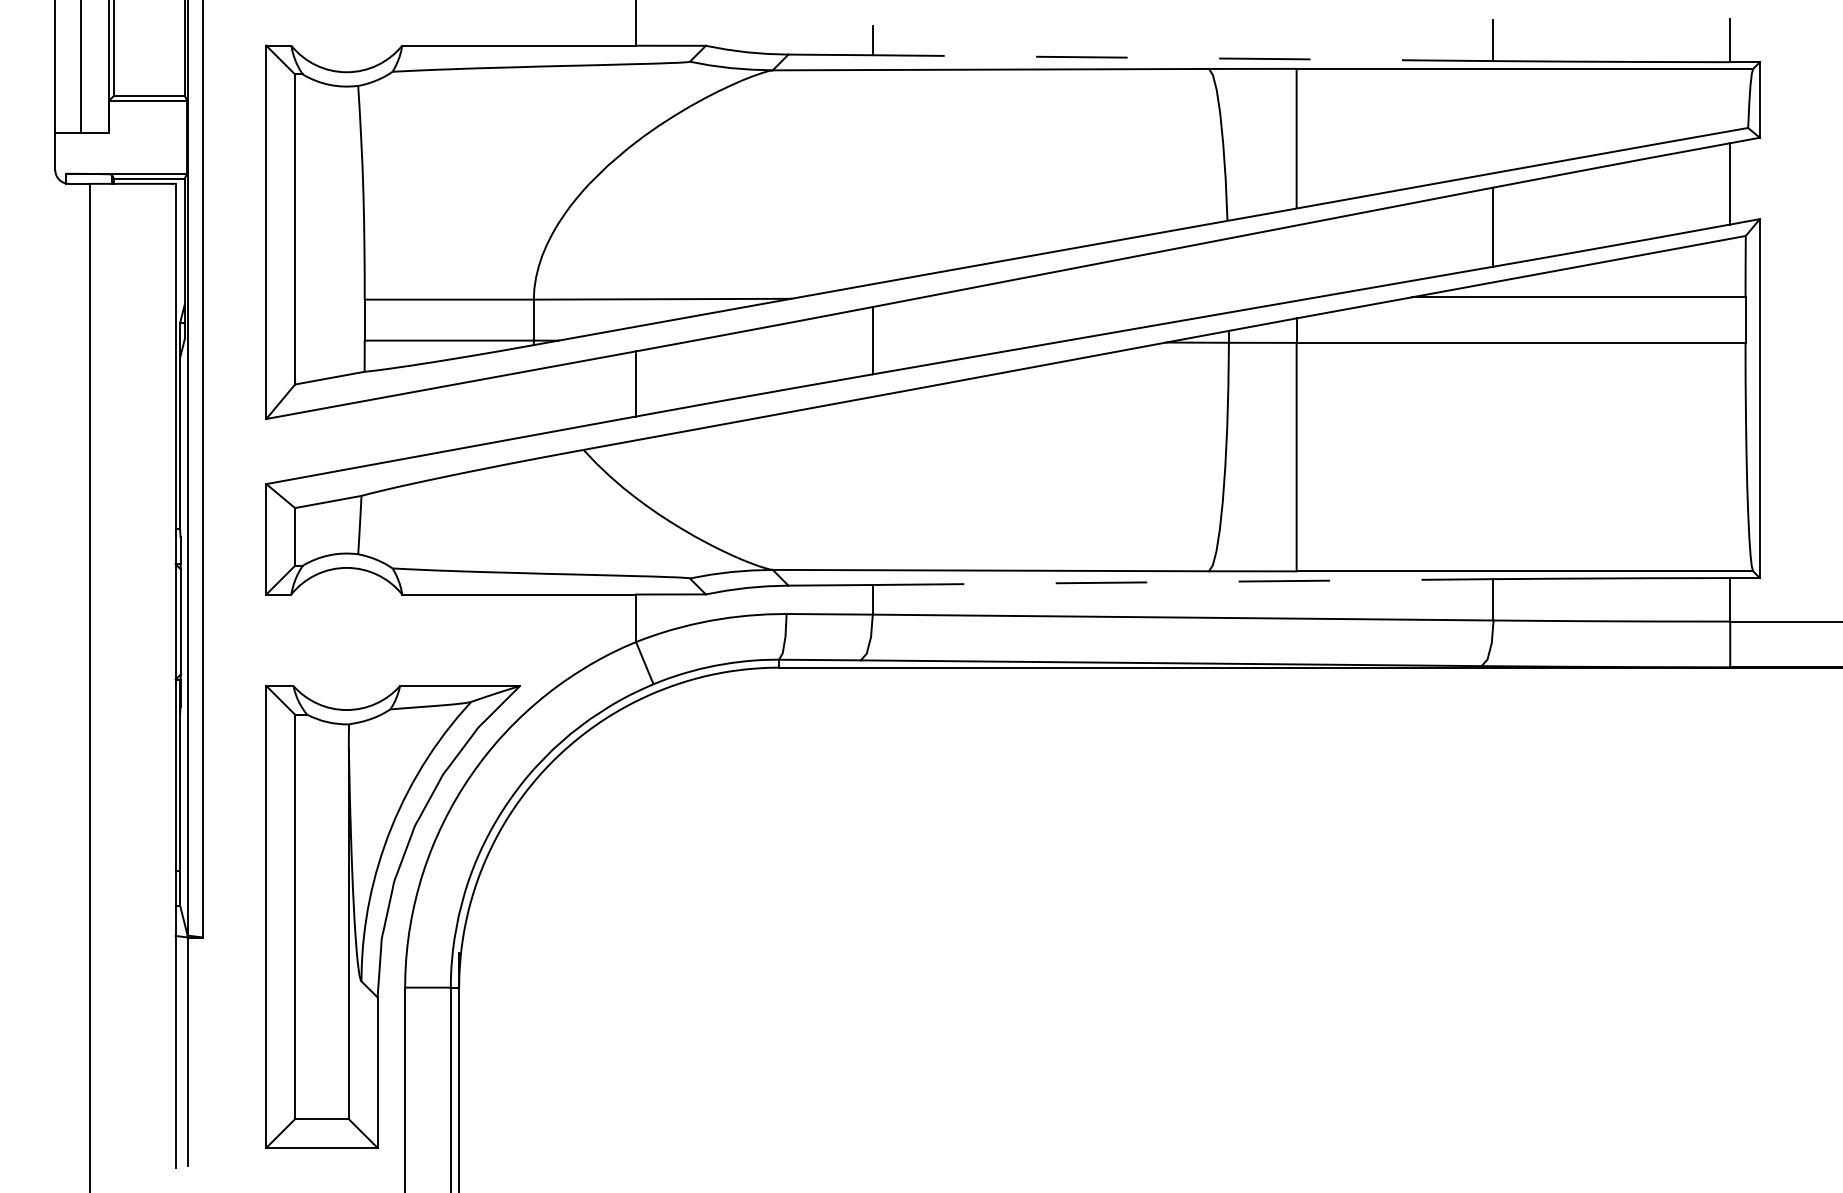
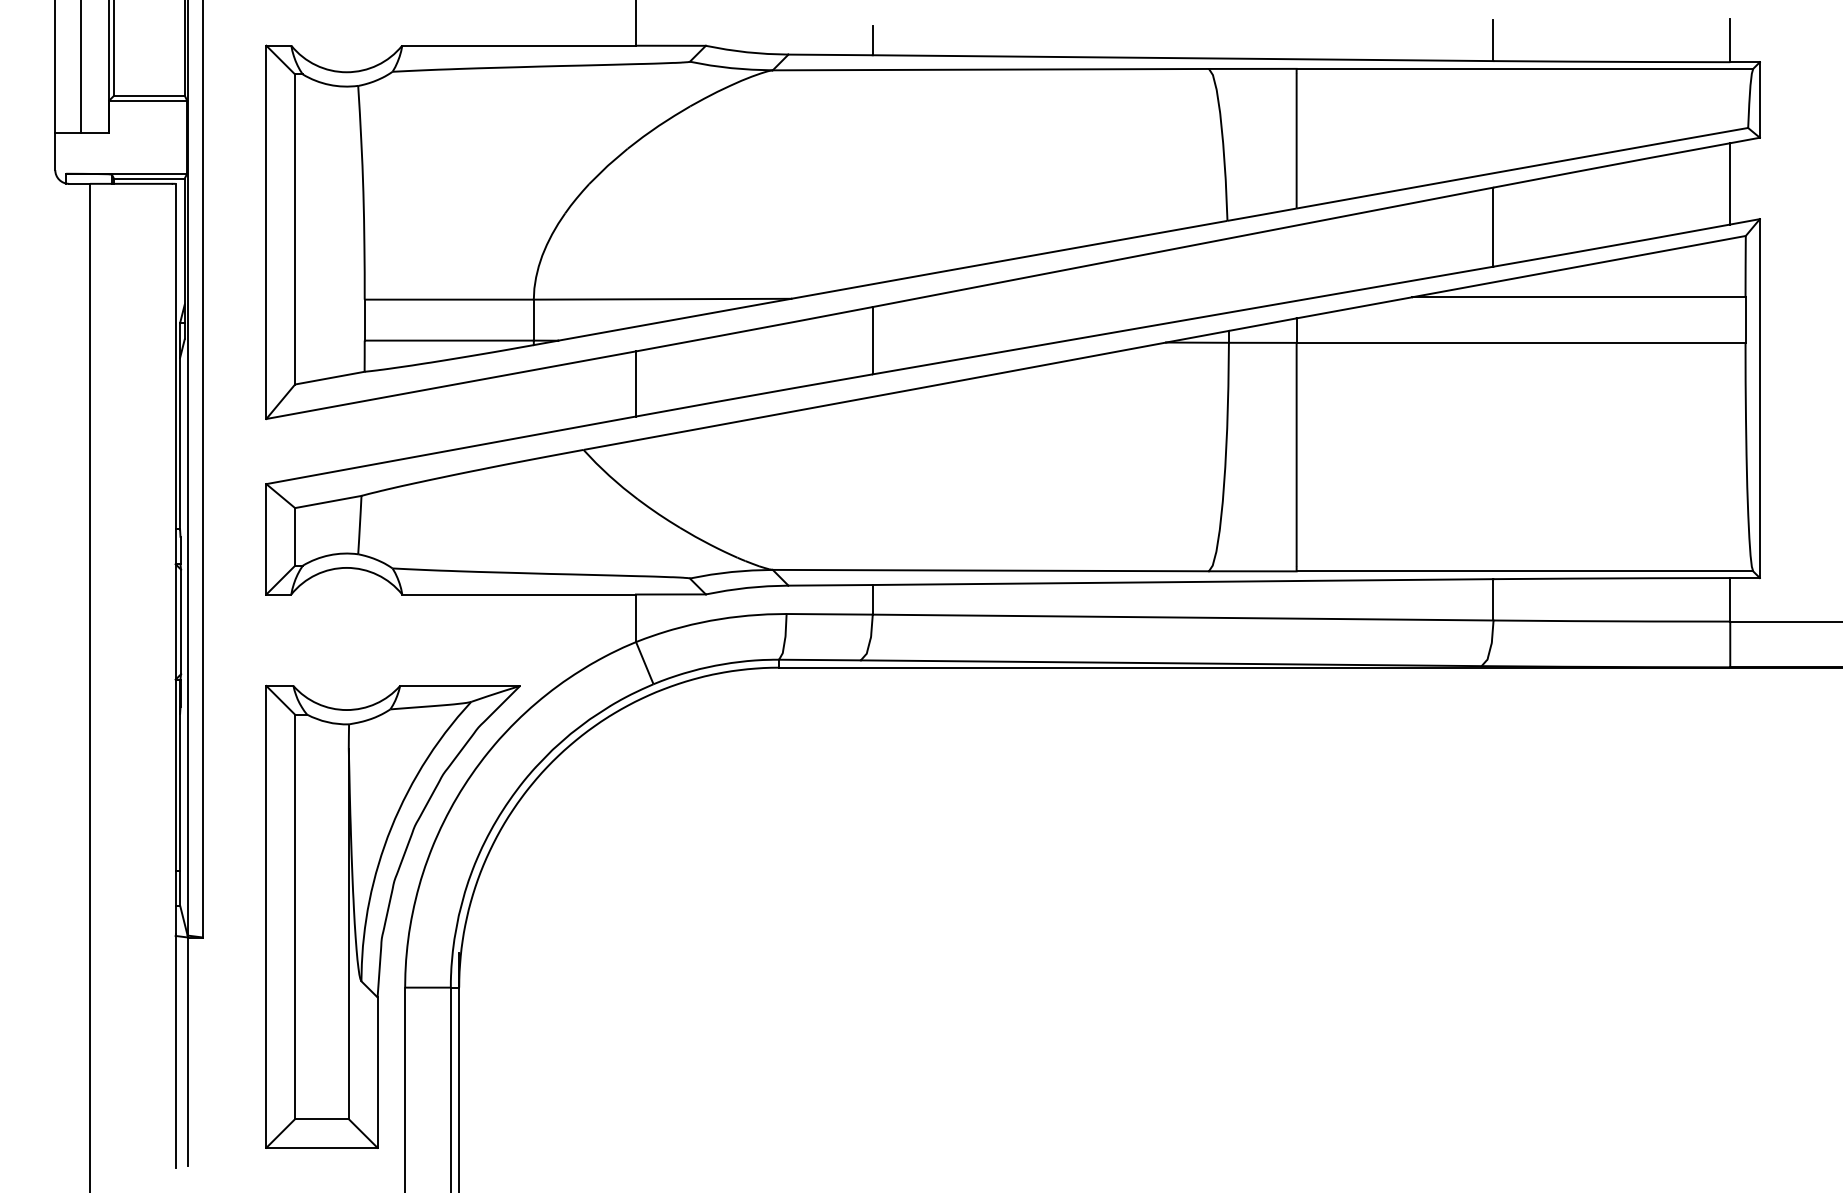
line: dashed -> solid (1182, 58)
line: dashed -> solid (1183, 582)
